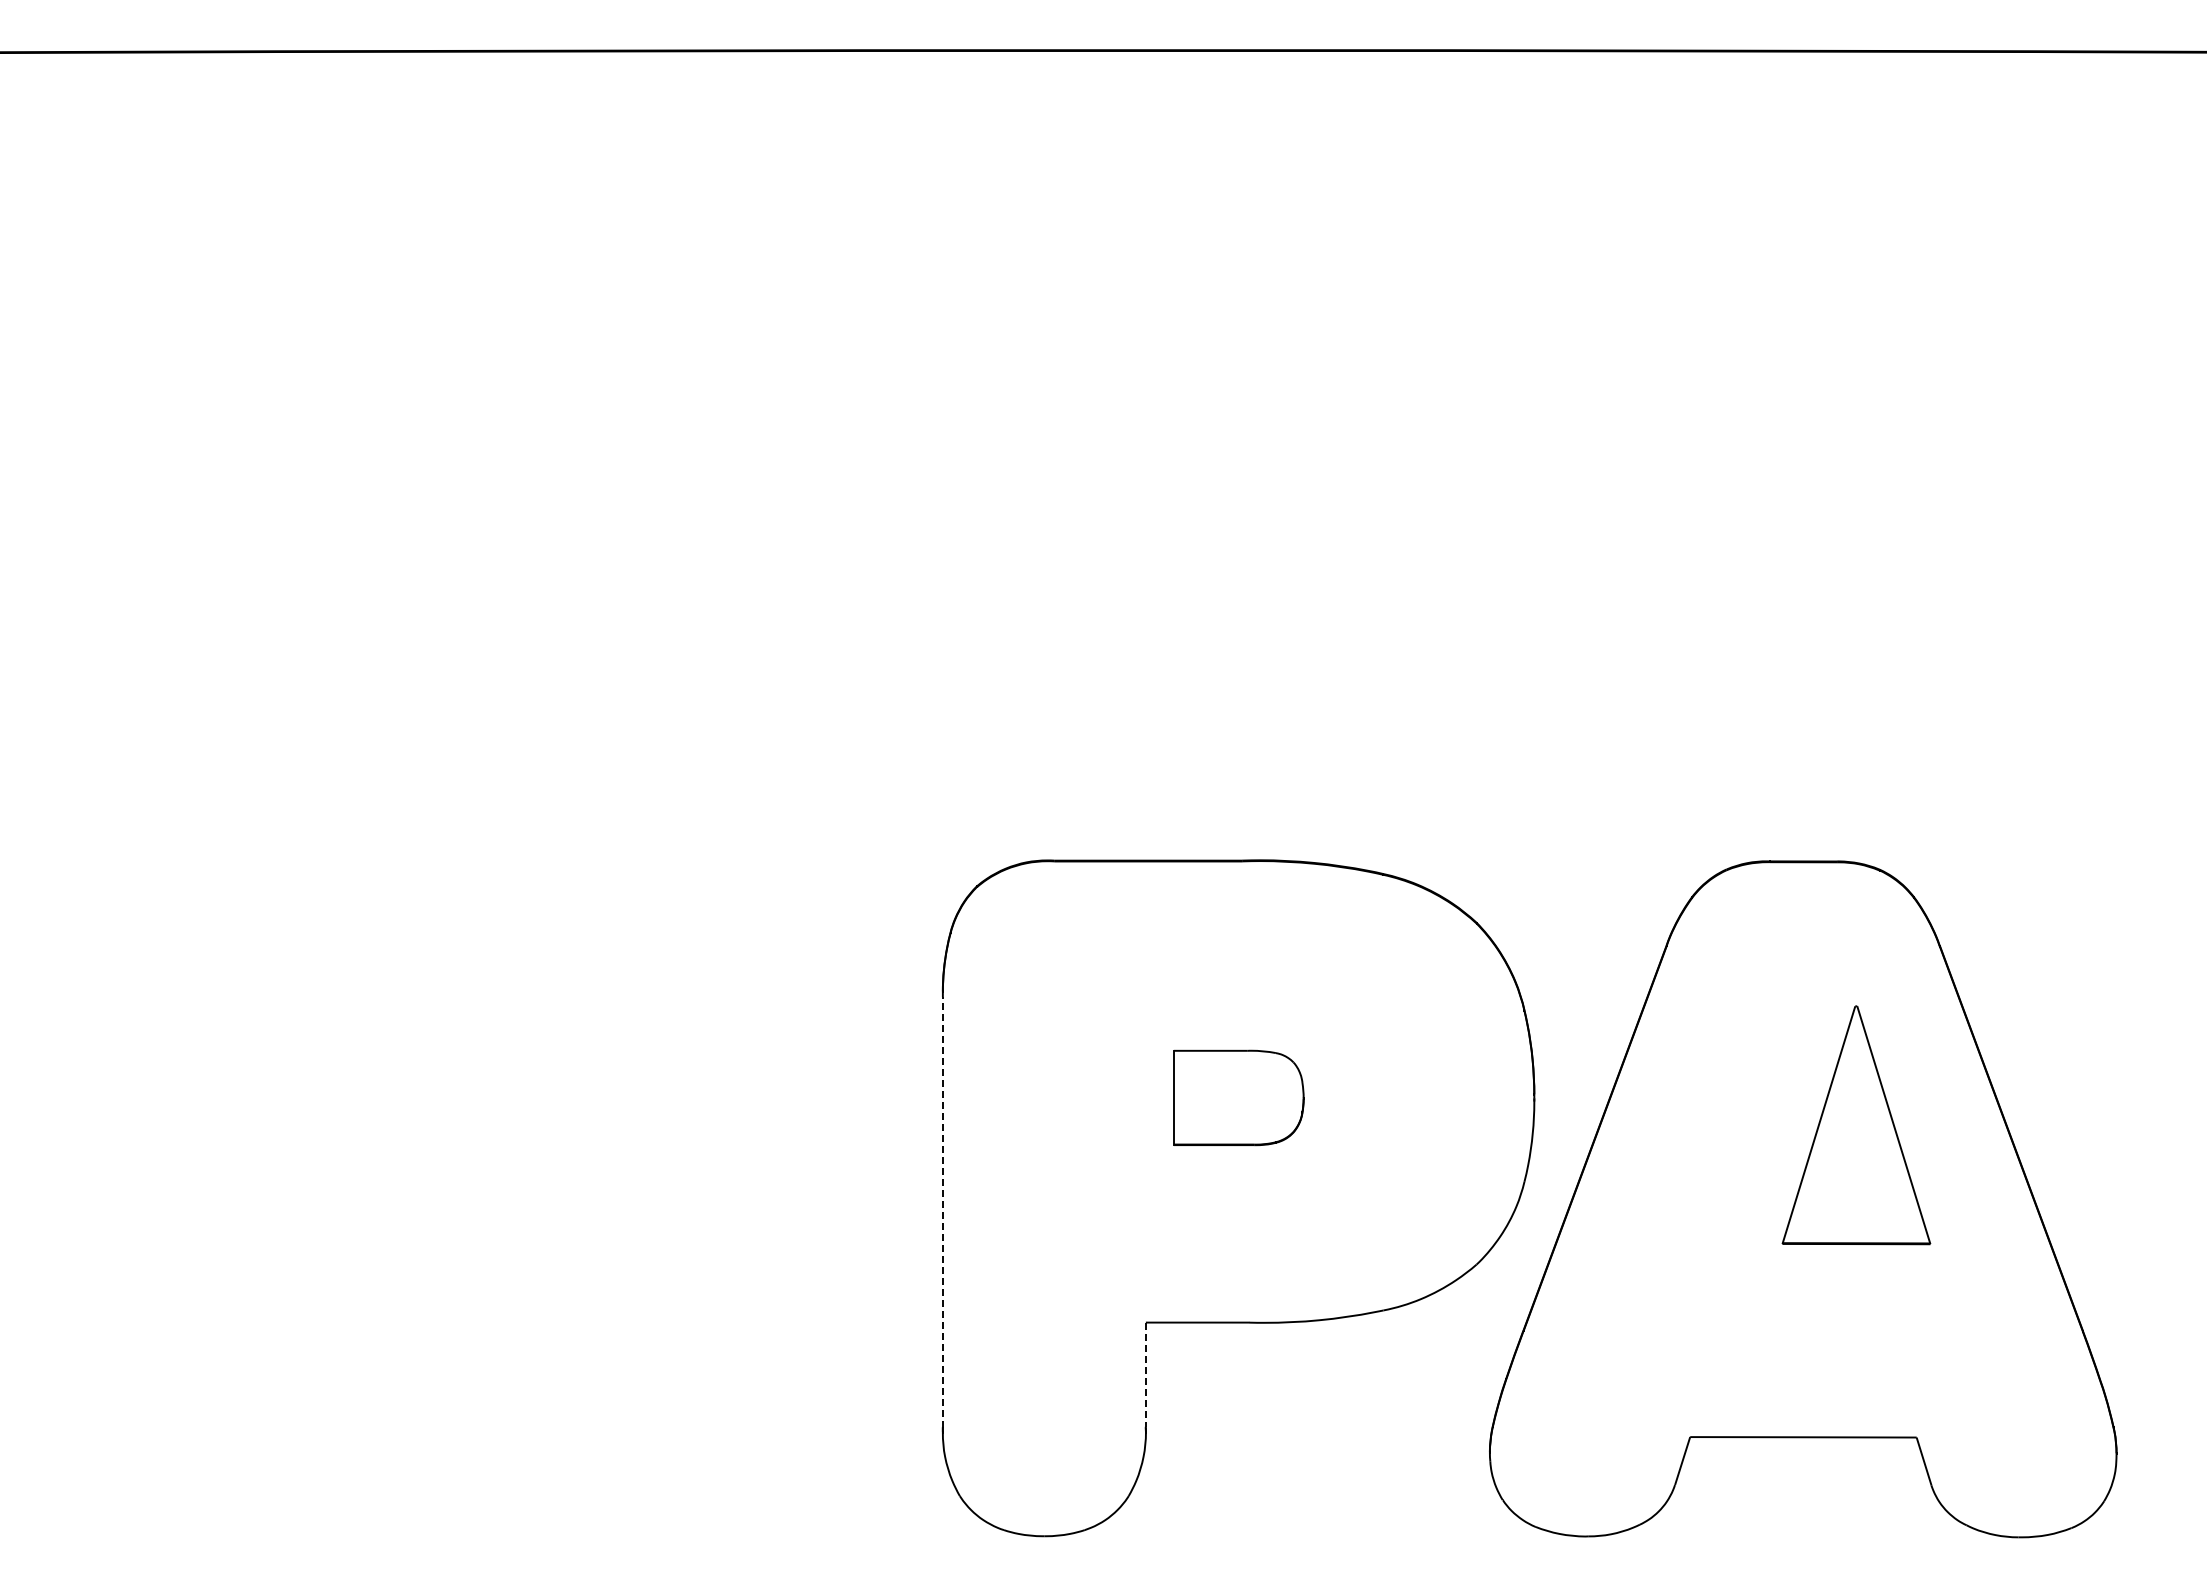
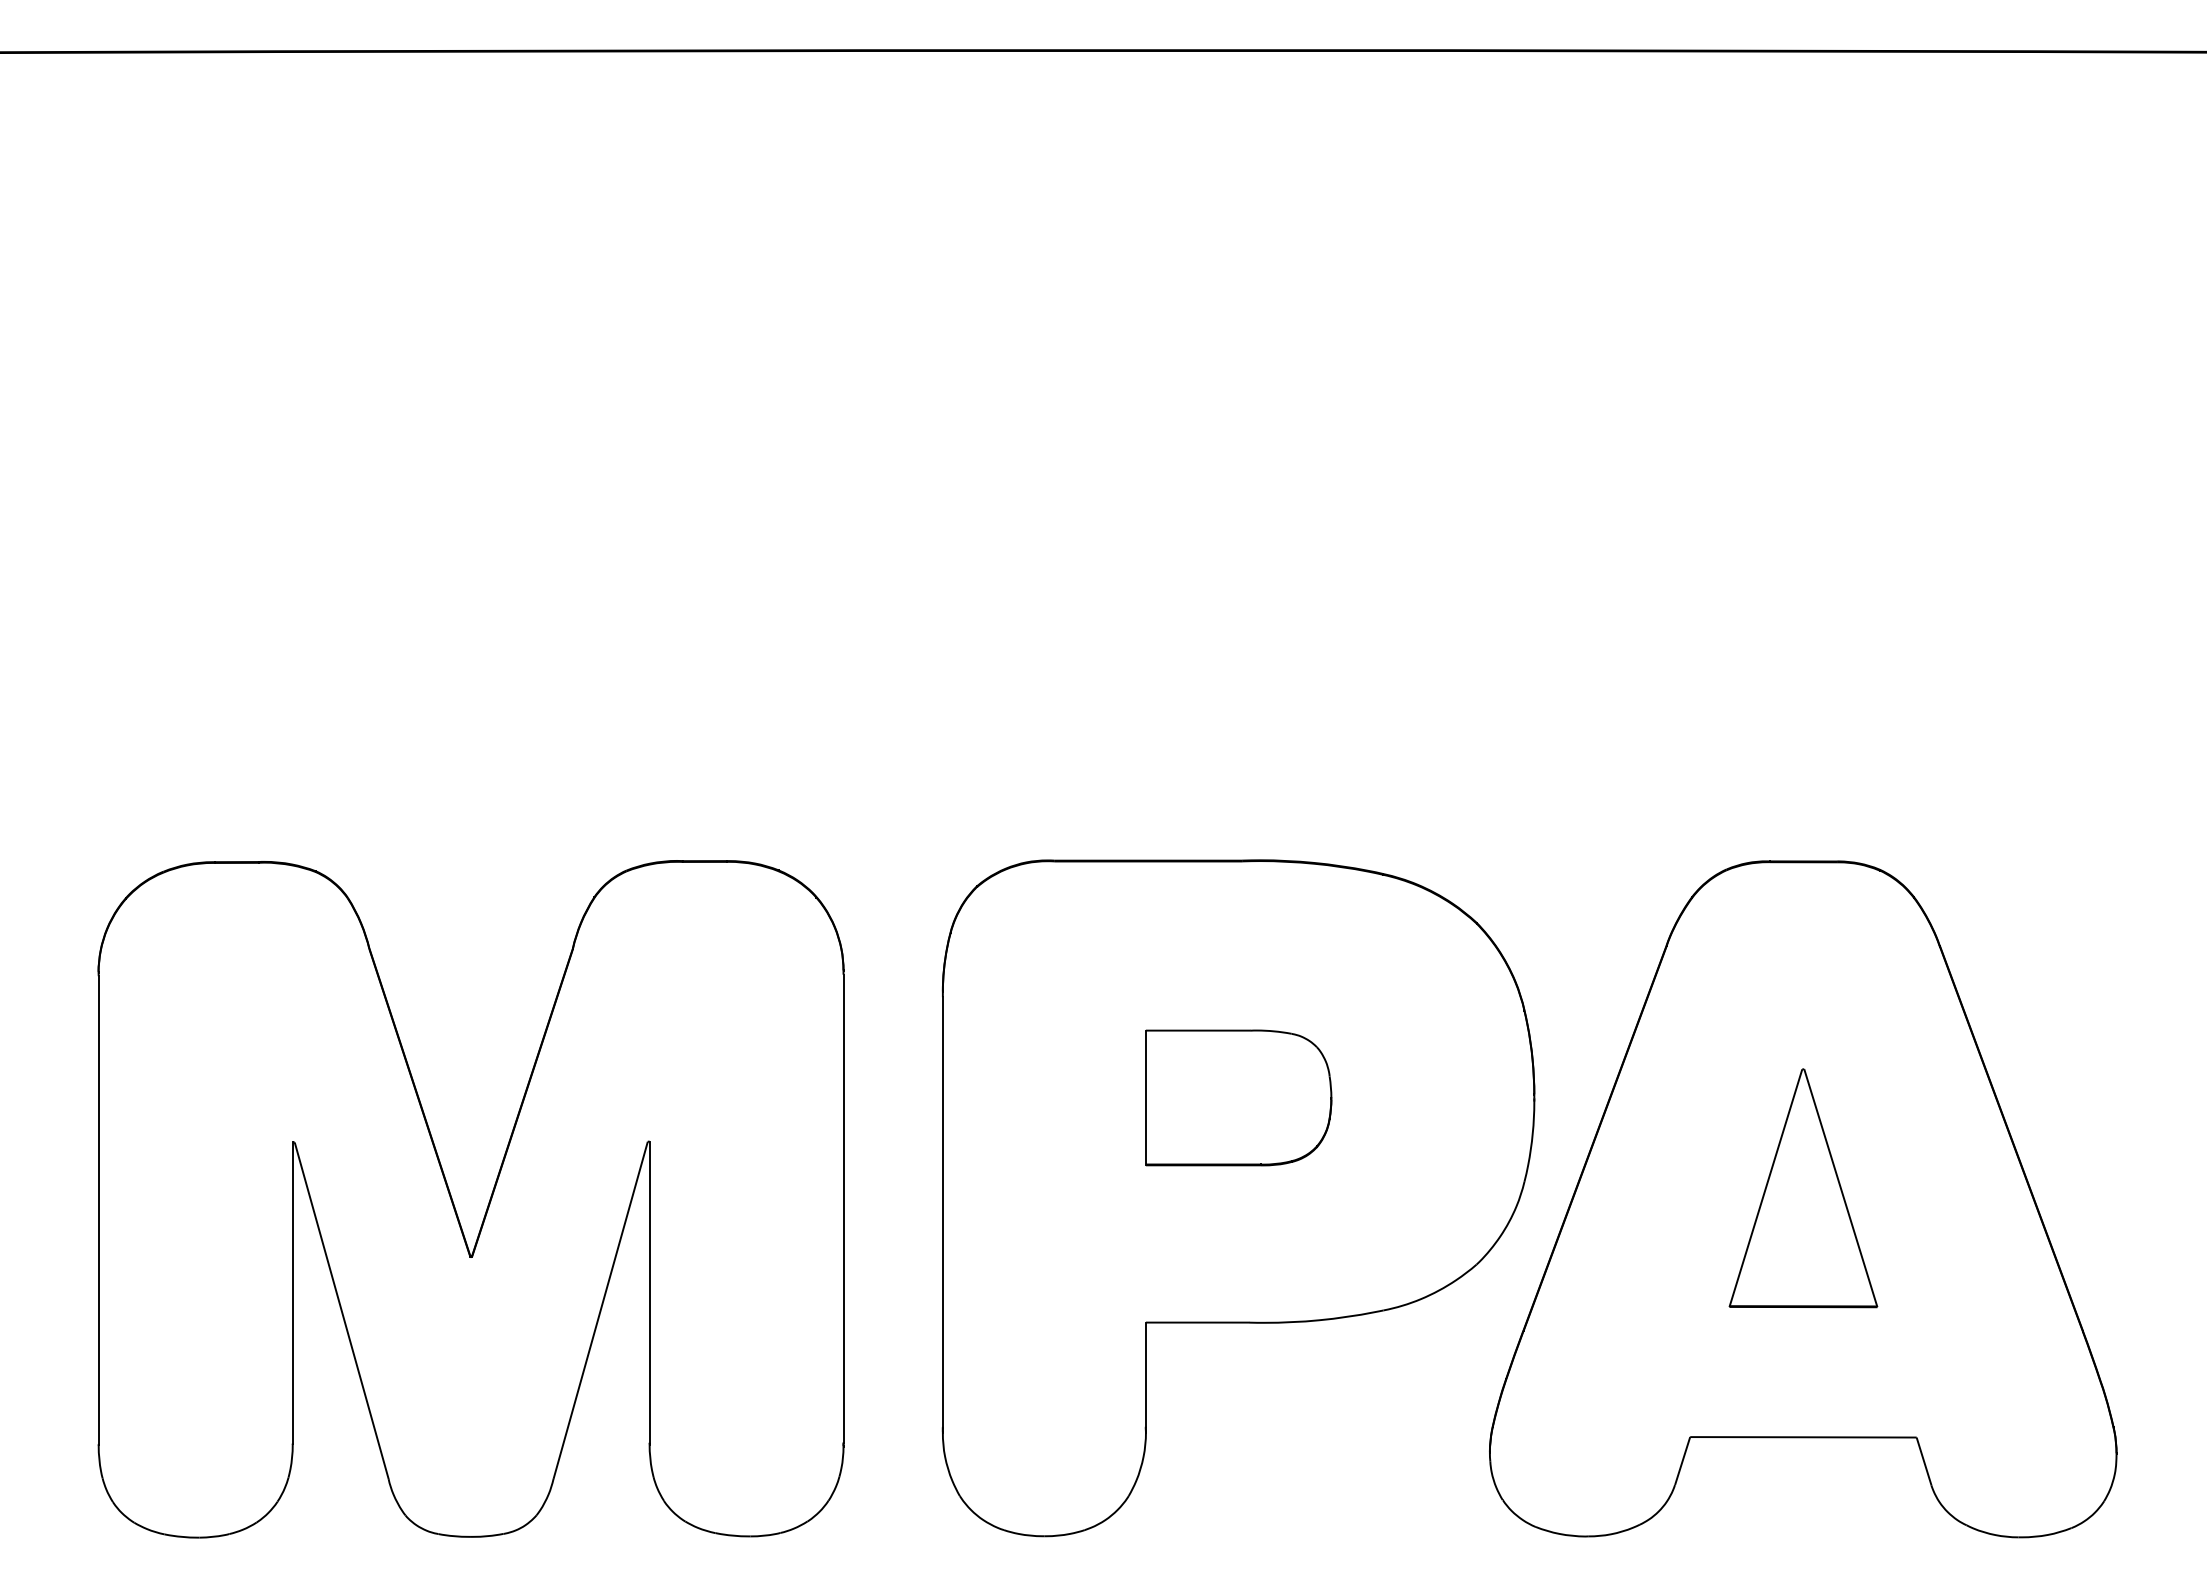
part size: 132x98 px -> 188x138 px (1238, 1097)
part position: (1856, 1125) -> (1803, 1188) (1803, 1188)
part: none -> present (454, 1204)
line: dashed -> solid (942, 1211)
line: dashed -> solid (1145, 1375)
